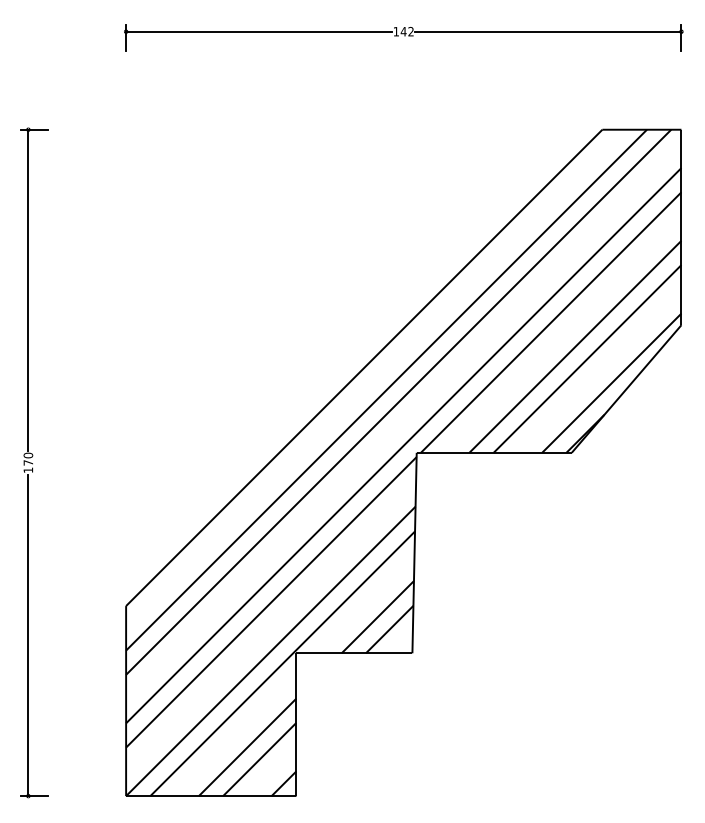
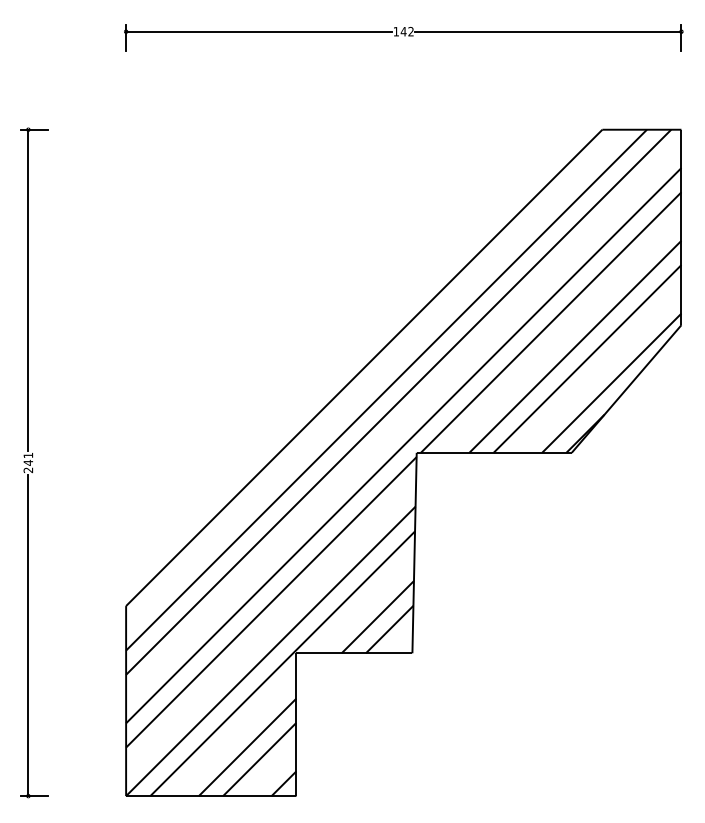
text: 170 -> 241 (28, 462)
